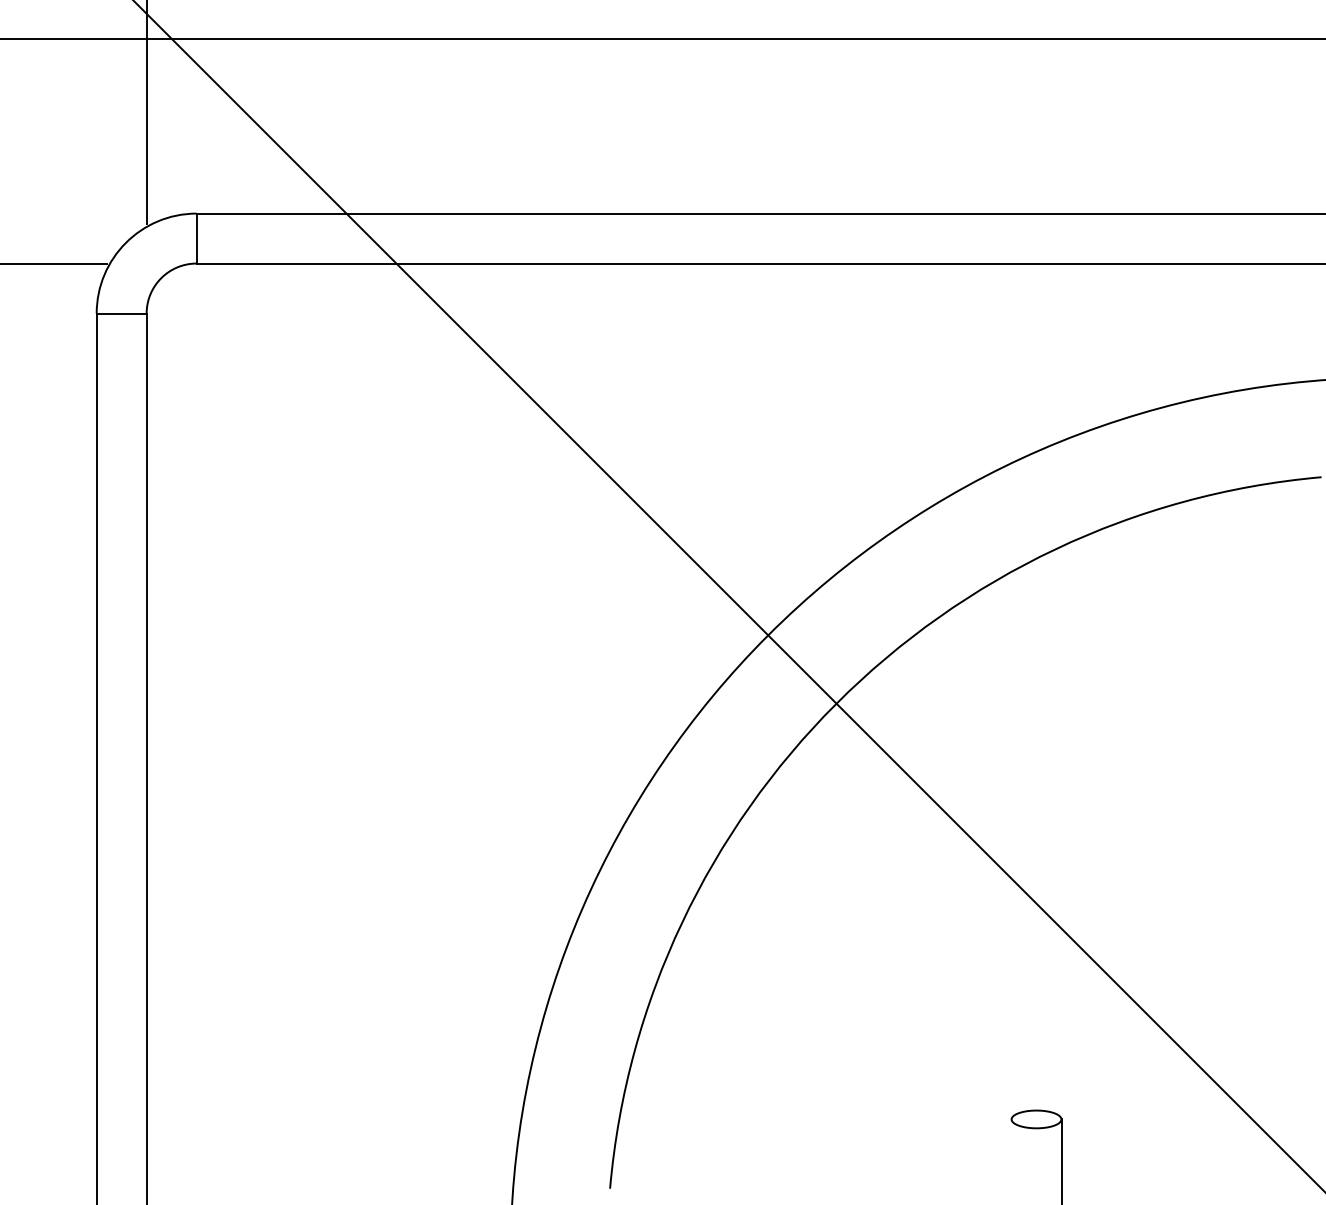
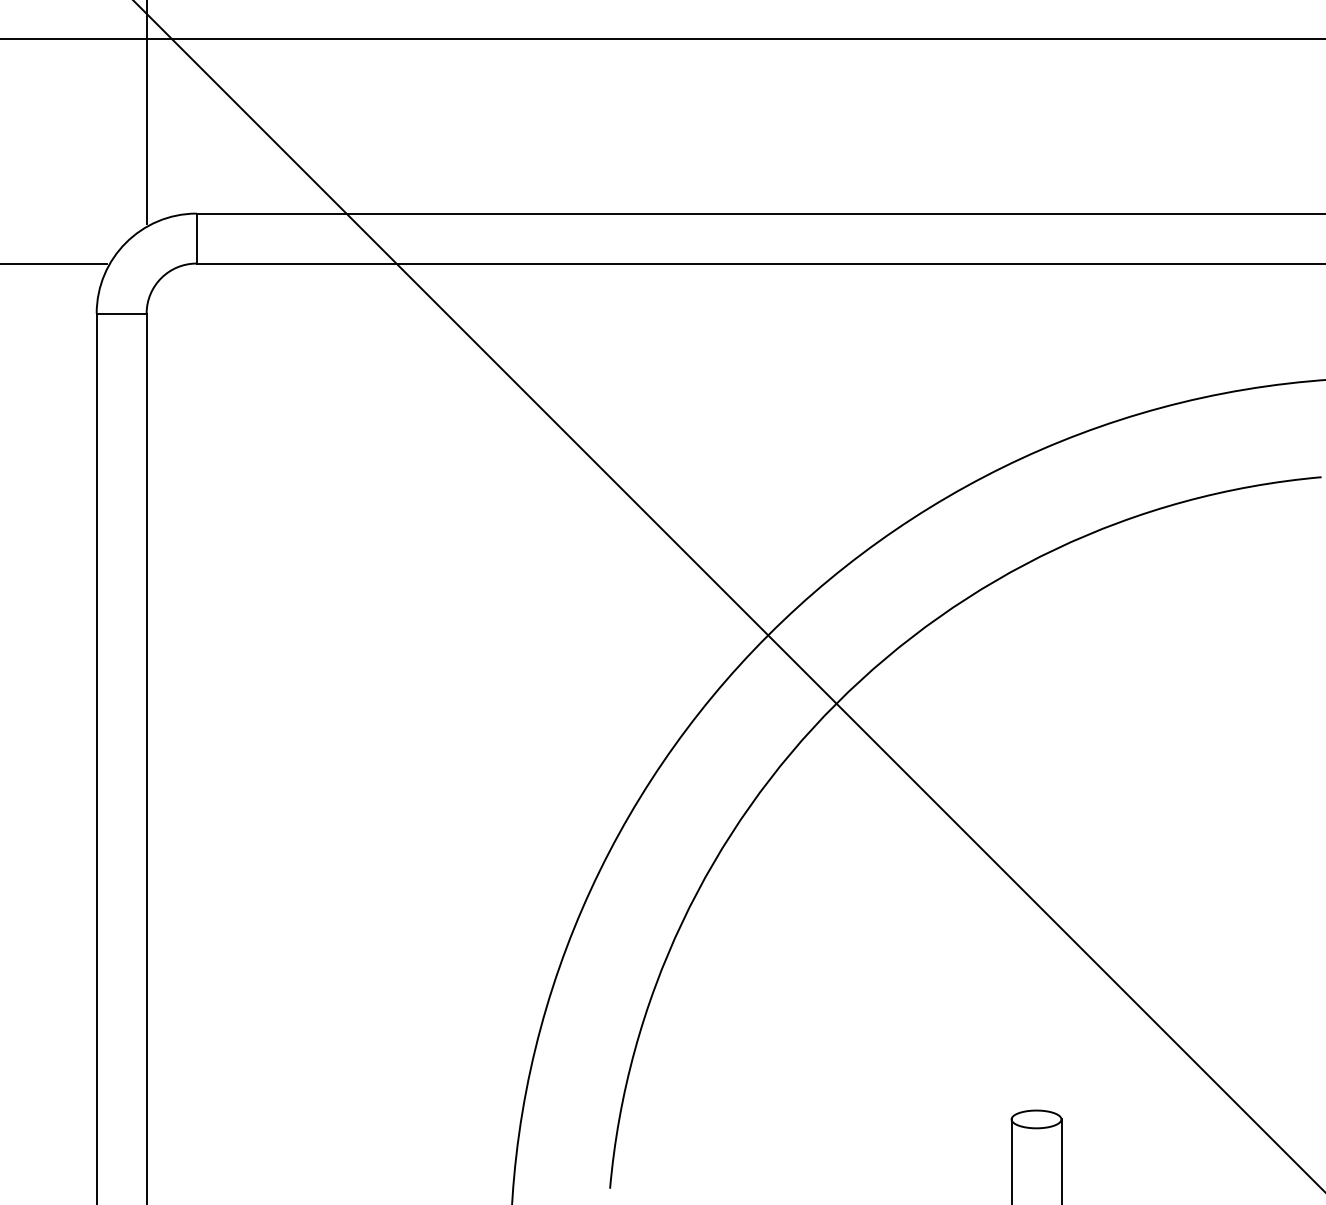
line: none -> present (1011, 1160)
